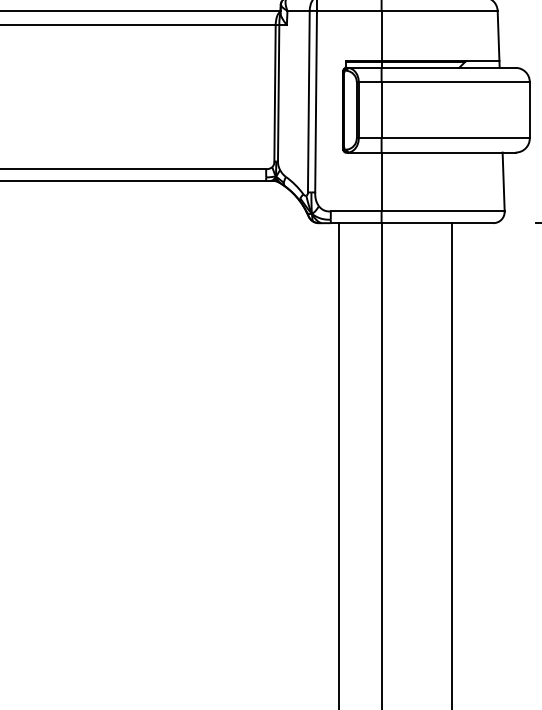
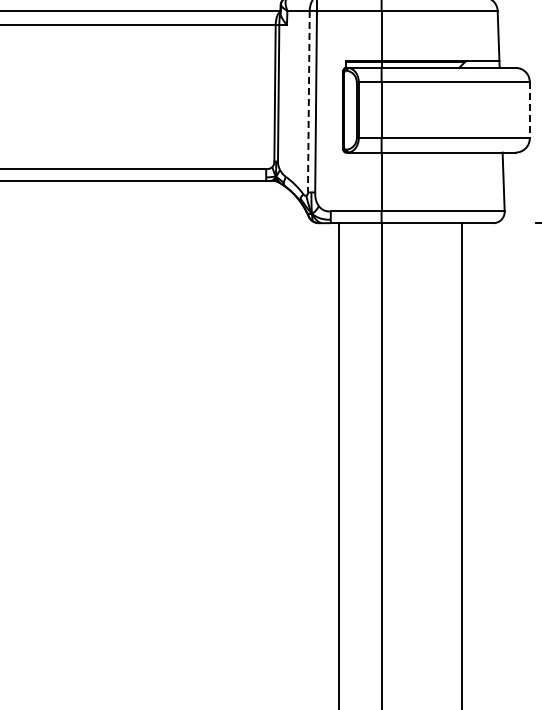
line: solid -> dashed (308, 101)
line: solid -> dashed (529, 110)
line position: (452, 464) -> (462, 464) (462, 464)
